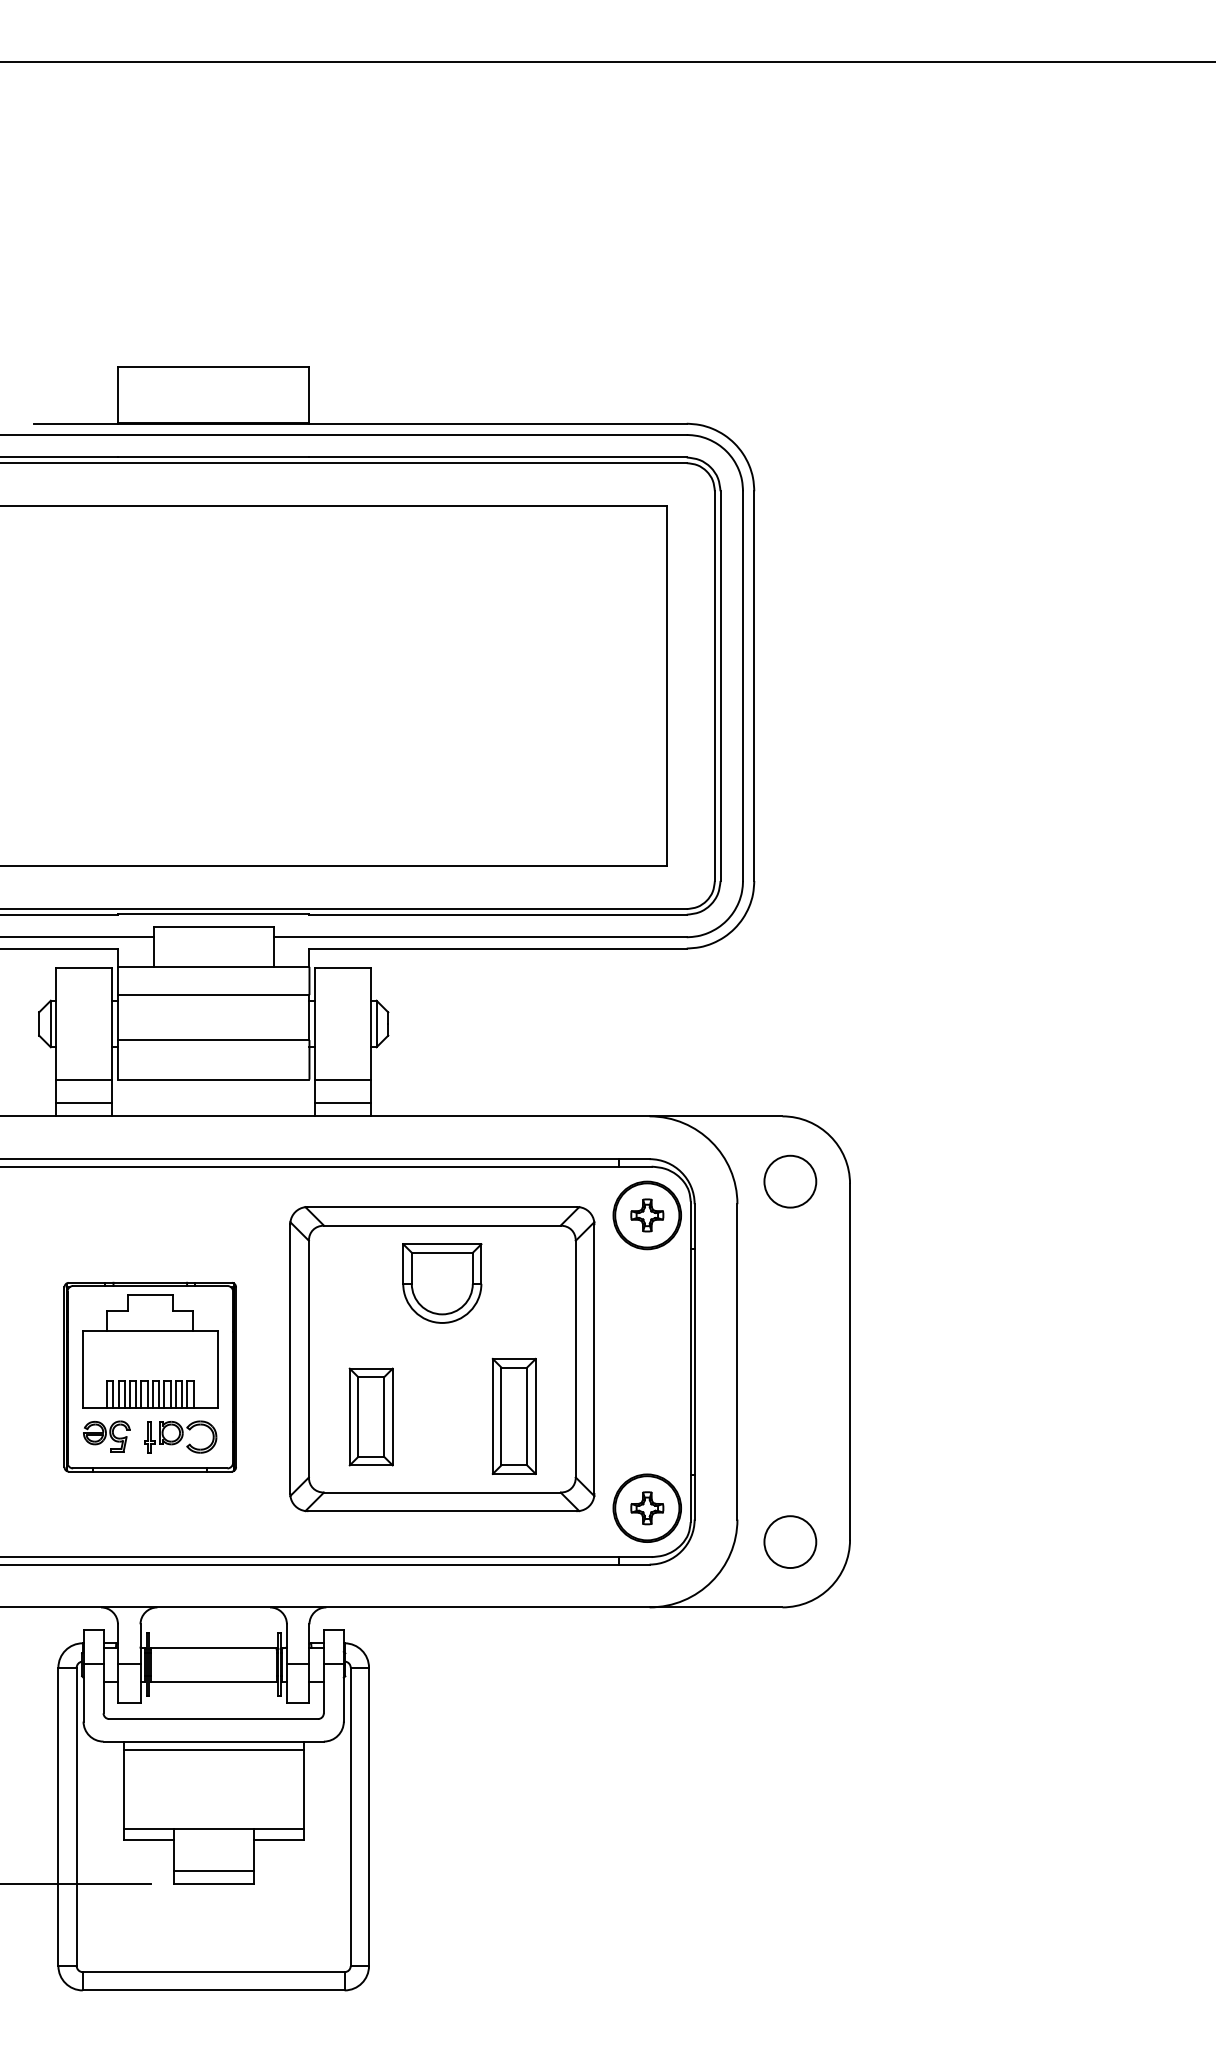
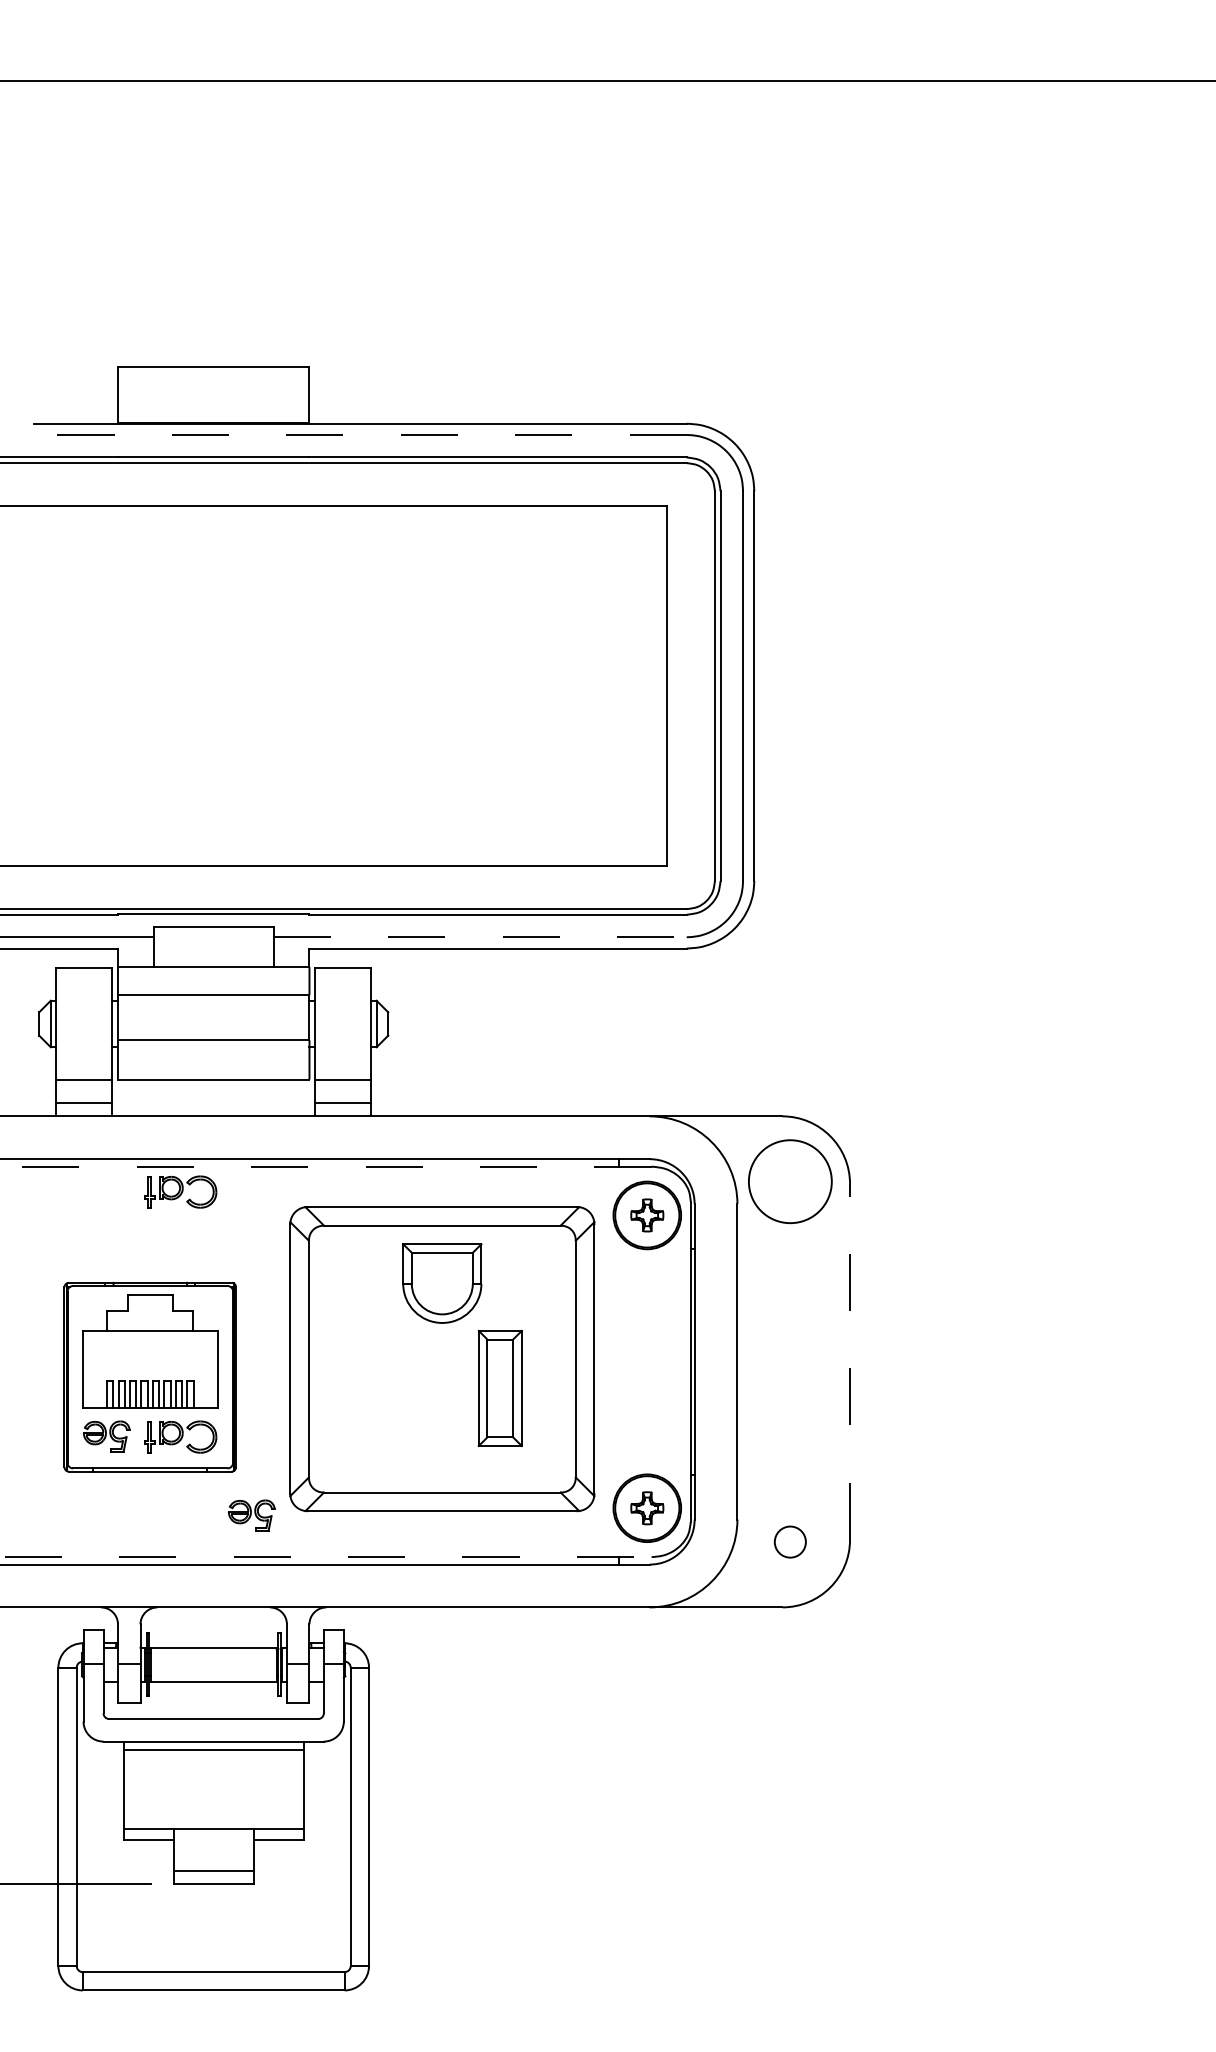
line position: (607, 61) -> (607, 80) (607, 80)
line: solid -> dashed (343, 434)
line: solid -> dashed (480, 937)
line: solid -> dashed (325, 1166)
circle diameter: 52 px -> 83 px (789, 1181)
part: none -> present (180, 1191)
line: solid -> dashed (850, 1361)
part position: (513, 1415) -> (499, 1387) (499, 1387)
part: present -> none (370, 1416)
part: none -> present (251, 1515)
circle diameter: 52 px -> 31 px (789, 1541)
line: solid -> dashed (326, 1557)
